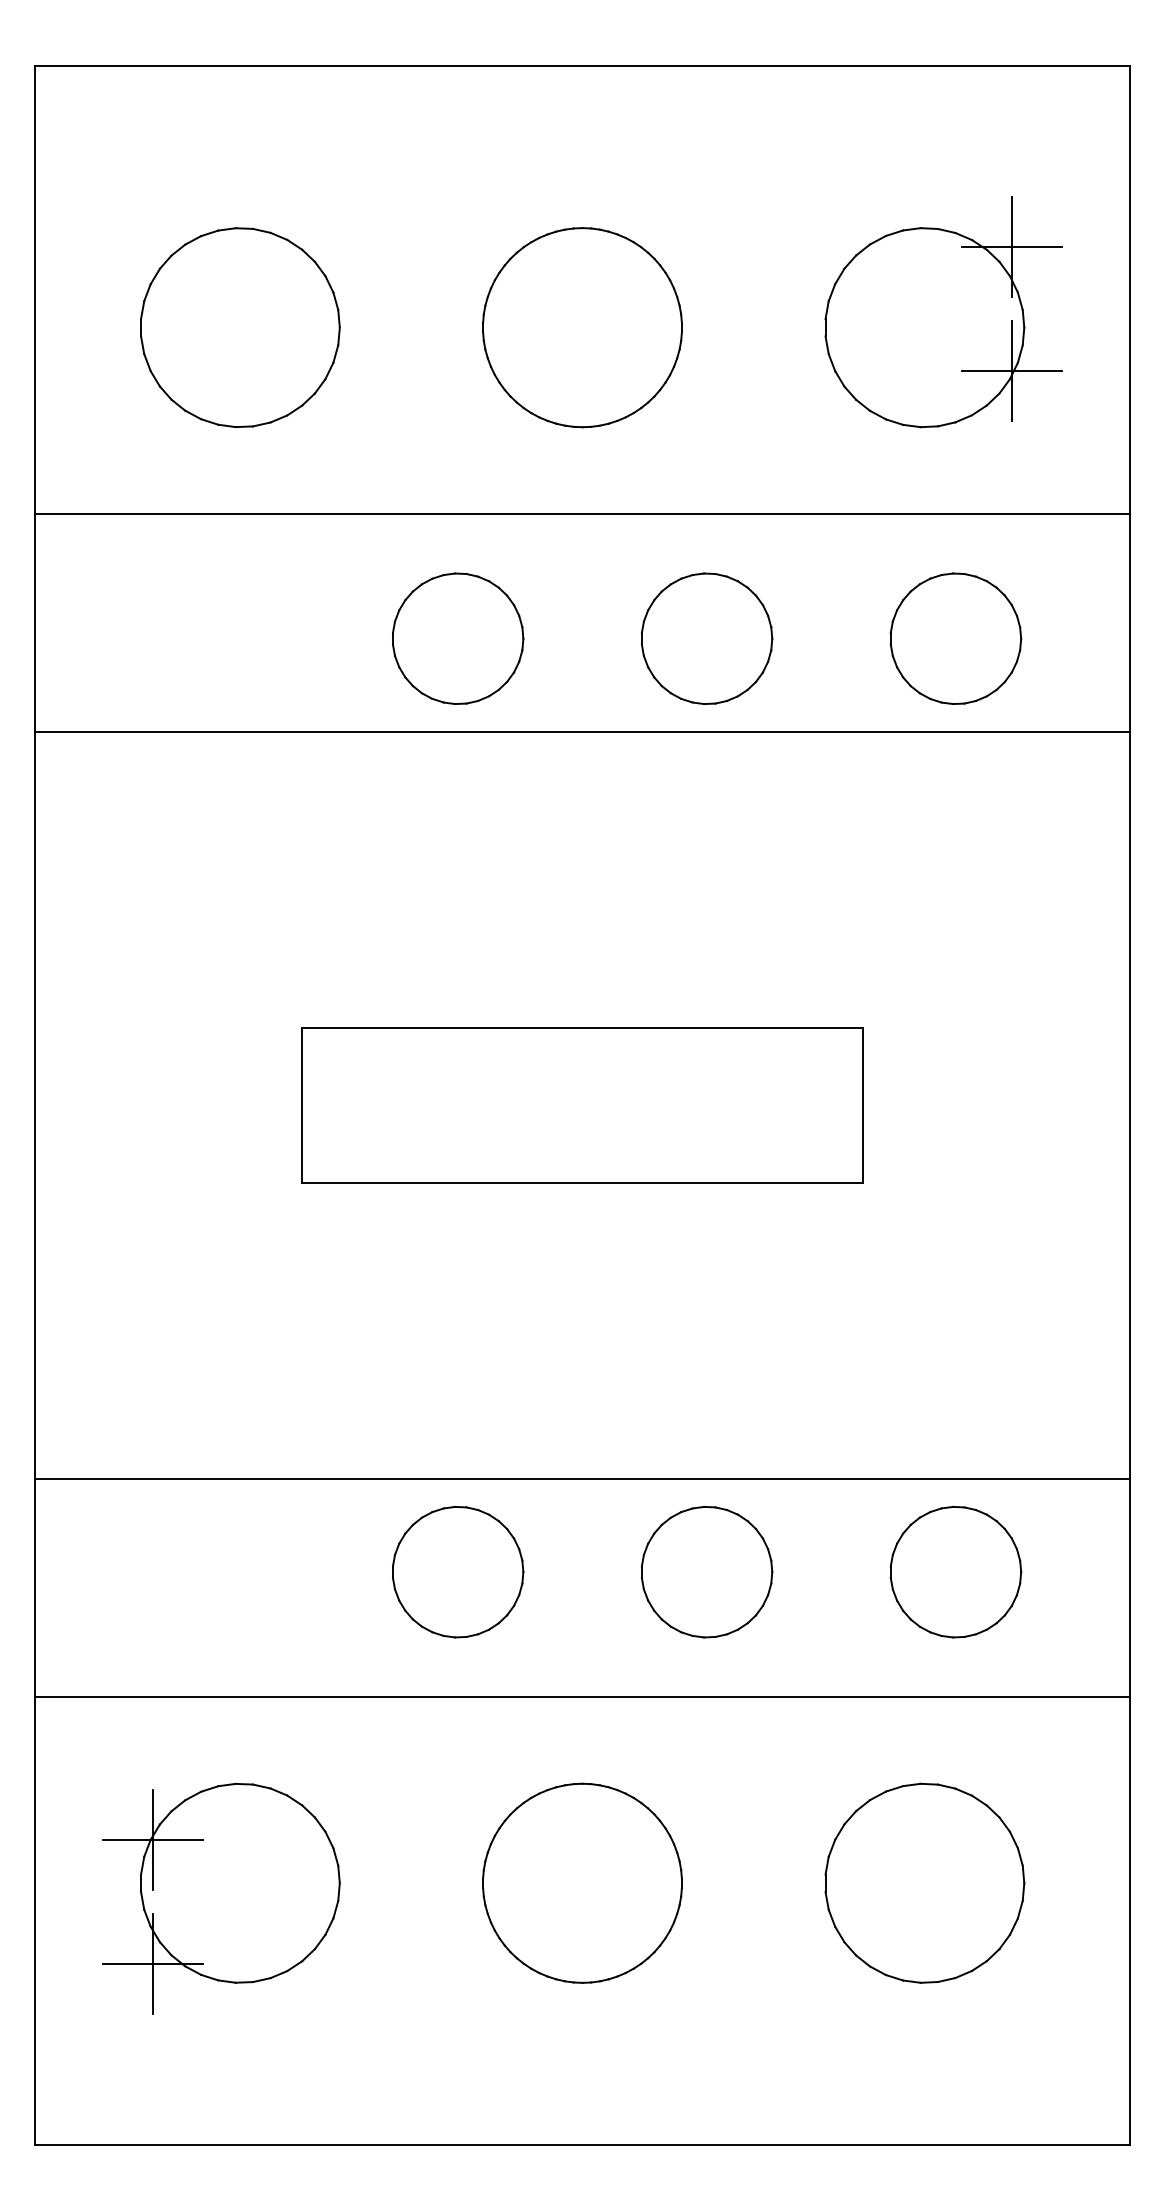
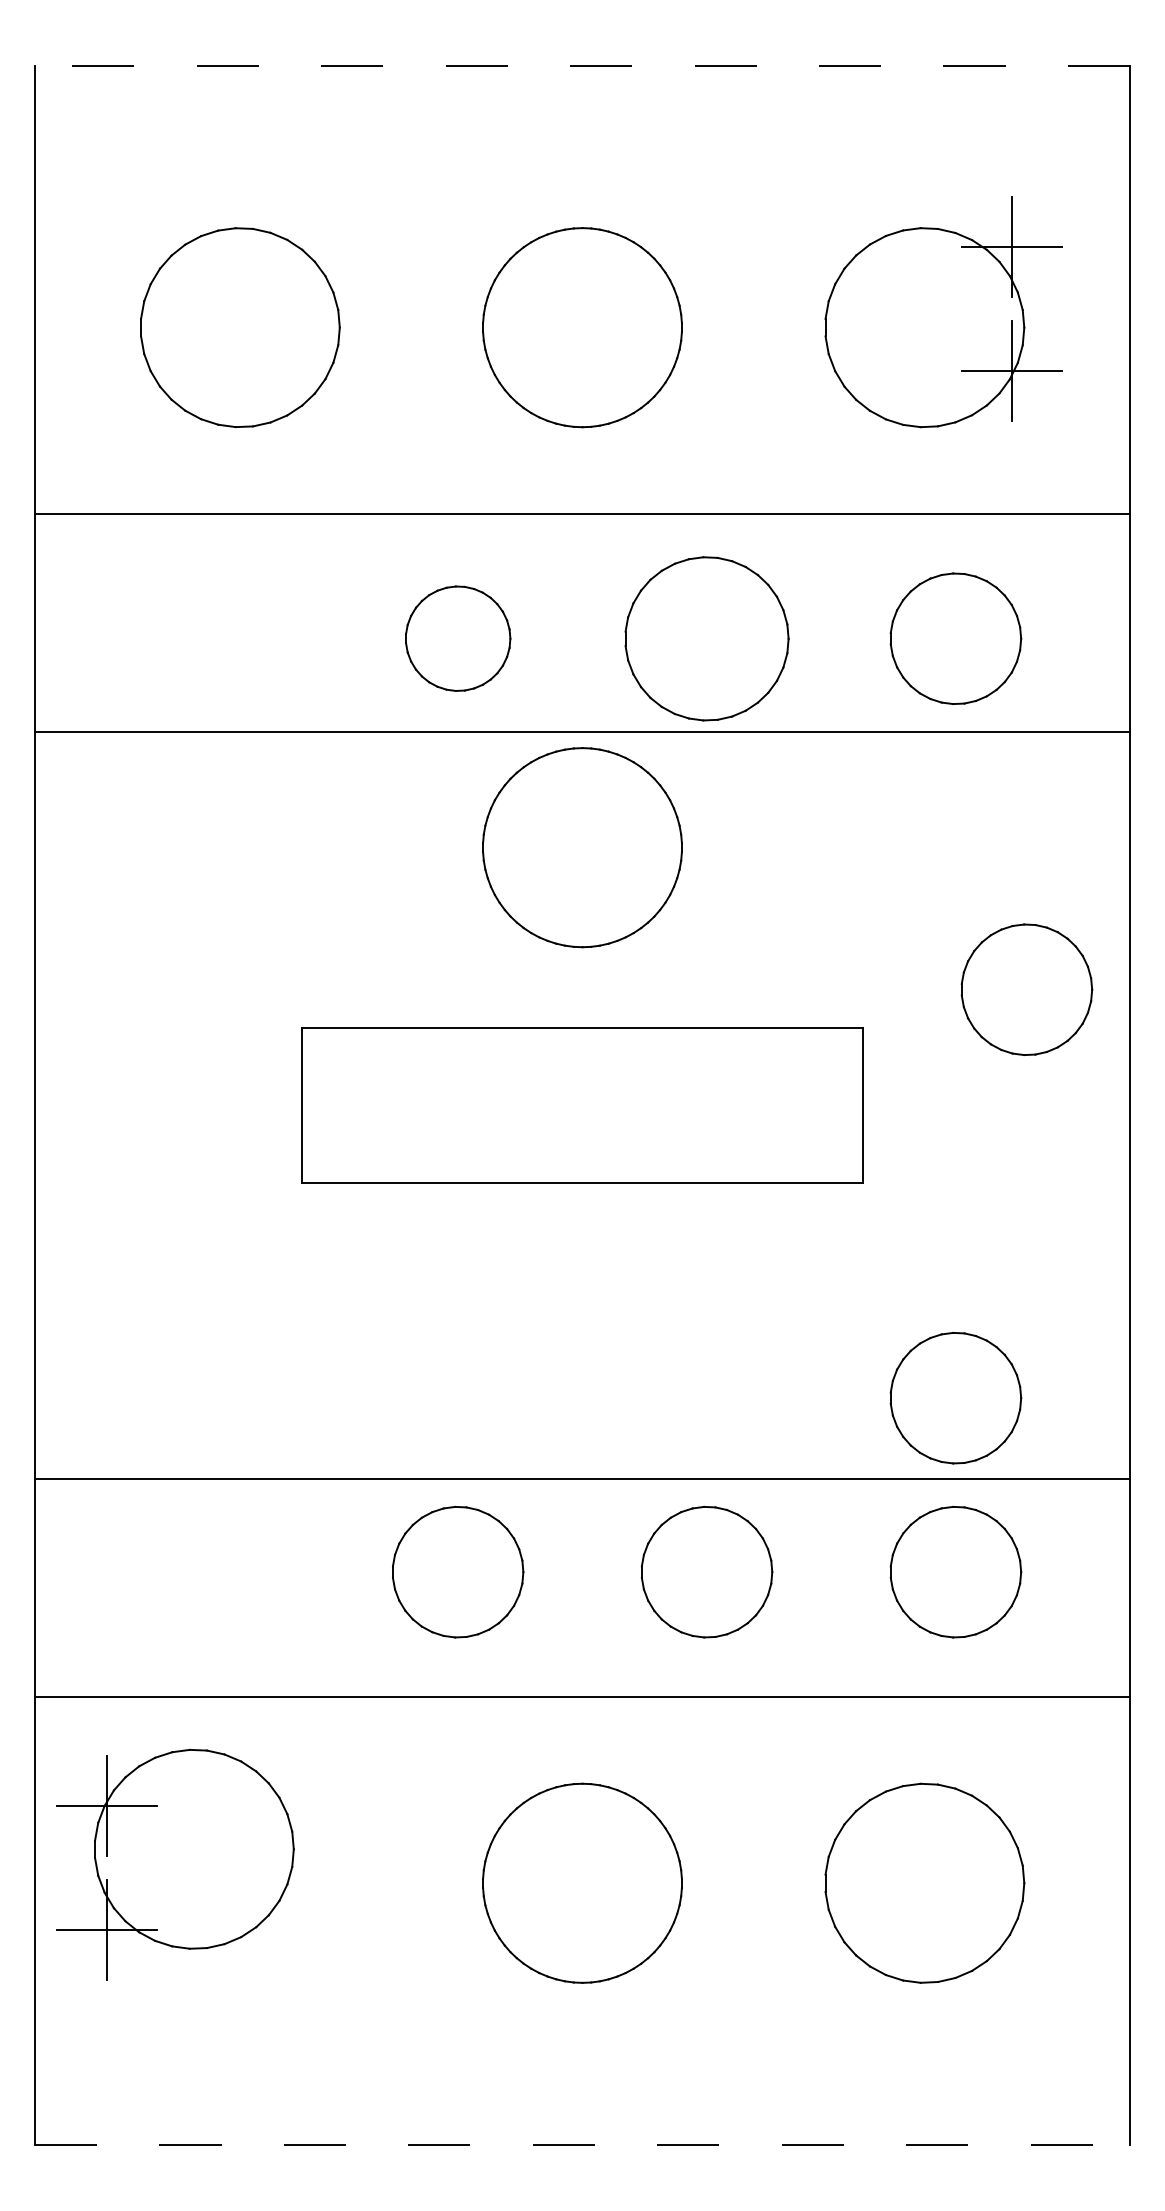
line: solid -> dashed (582, 66)
part size: 133x133 px -> 107x107 px (458, 638)
part size: 134x133 px -> 166x166 px (706, 638)
part: none -> present (582, 847)
part: none -> present (1026, 989)
part: none -> present (955, 1397)
part position: (221, 1898) -> (175, 1864) (175, 1864)
line: solid -> dashed (582, 2144)
